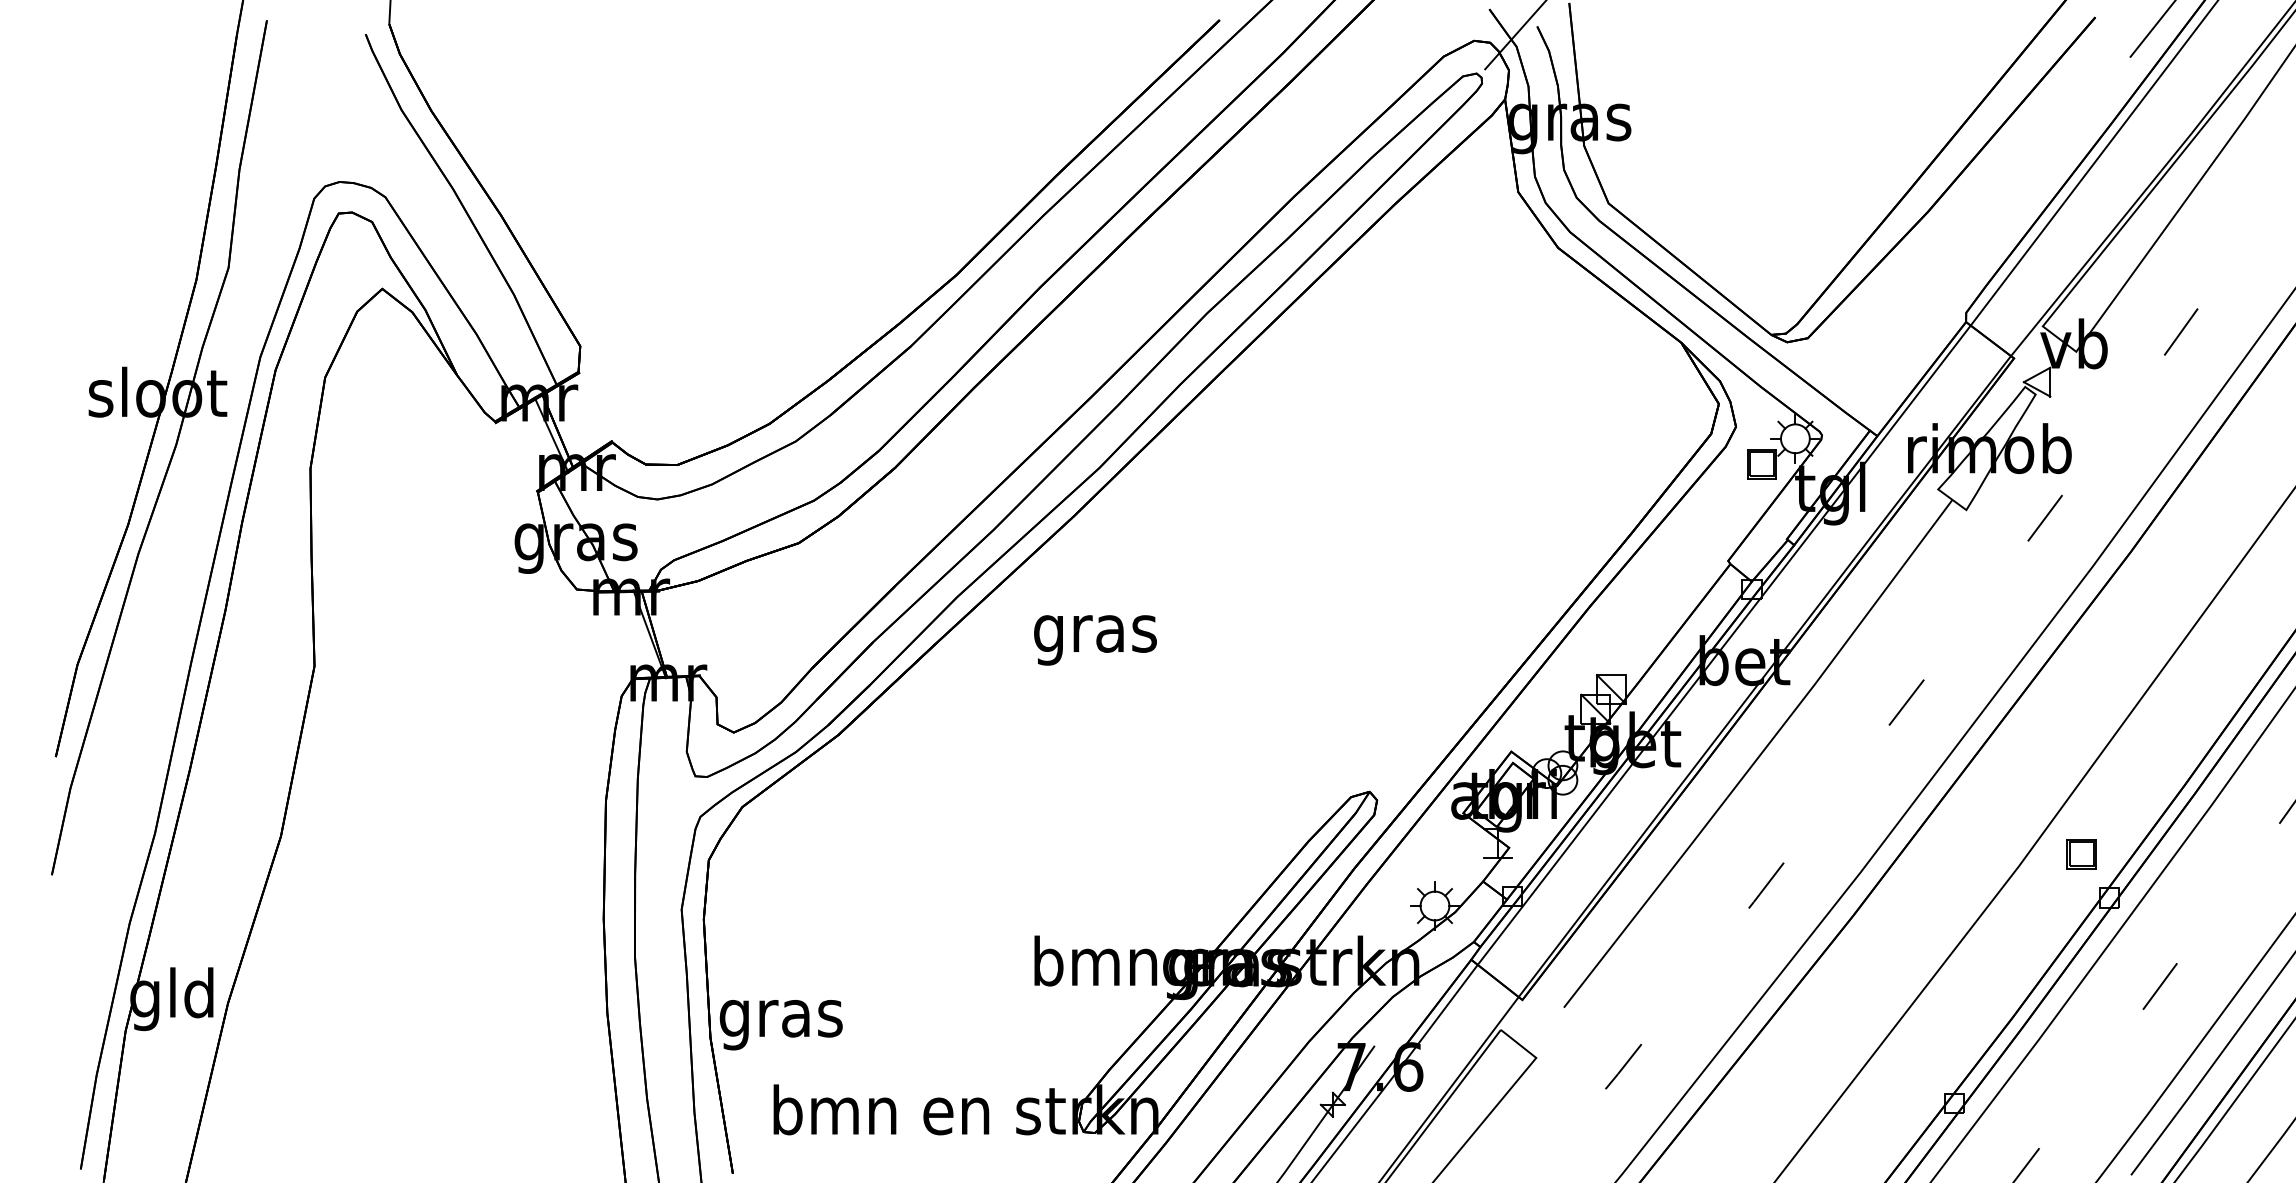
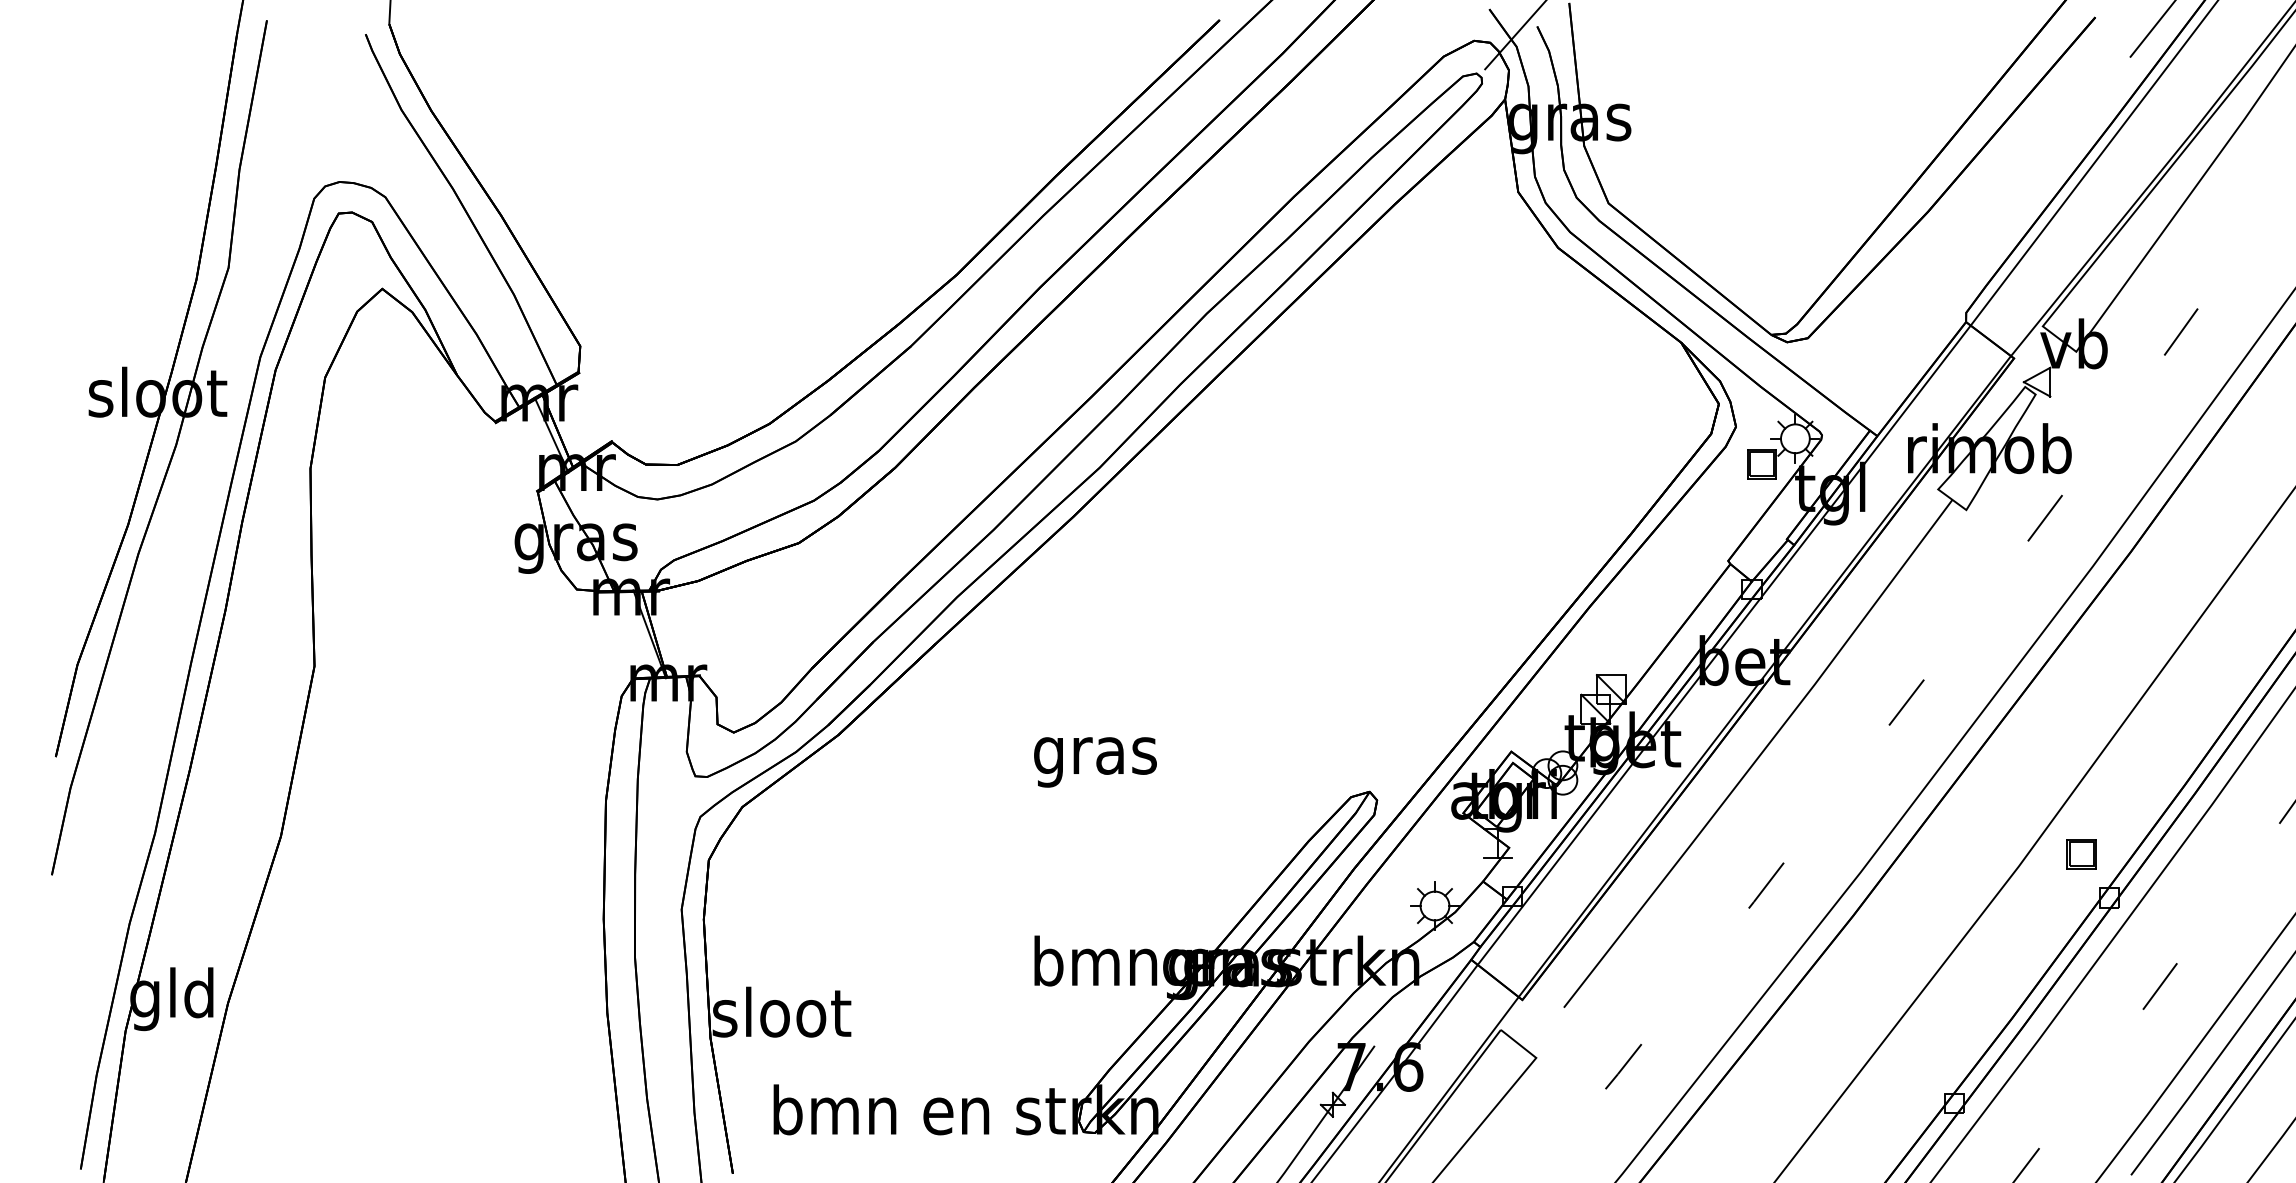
text position: (1095, 640) -> (1095, 762) (1095, 762)
text: gras -> sloot (781, 1018)
